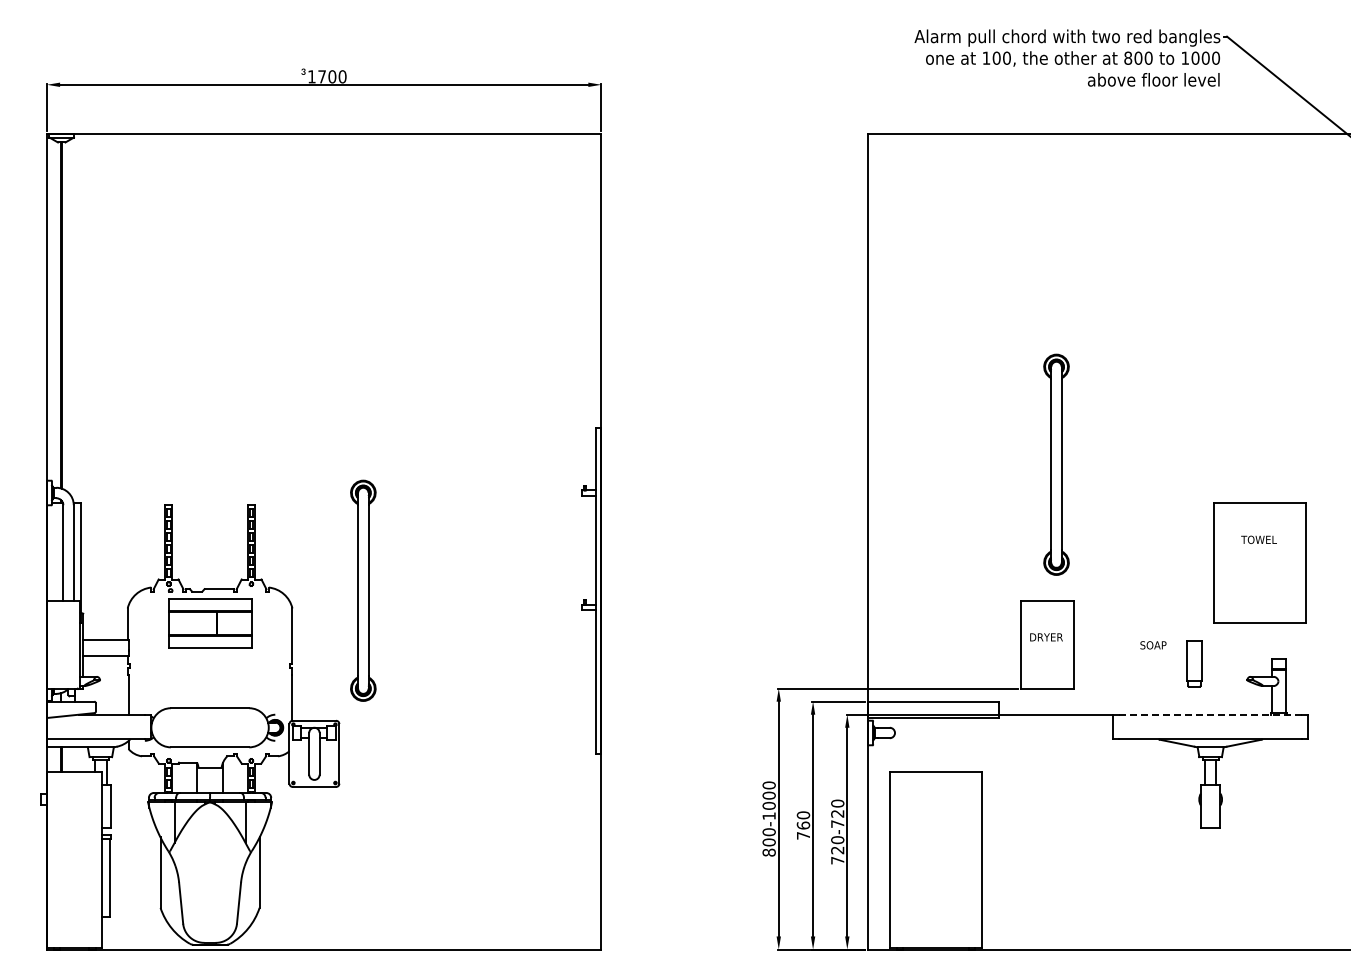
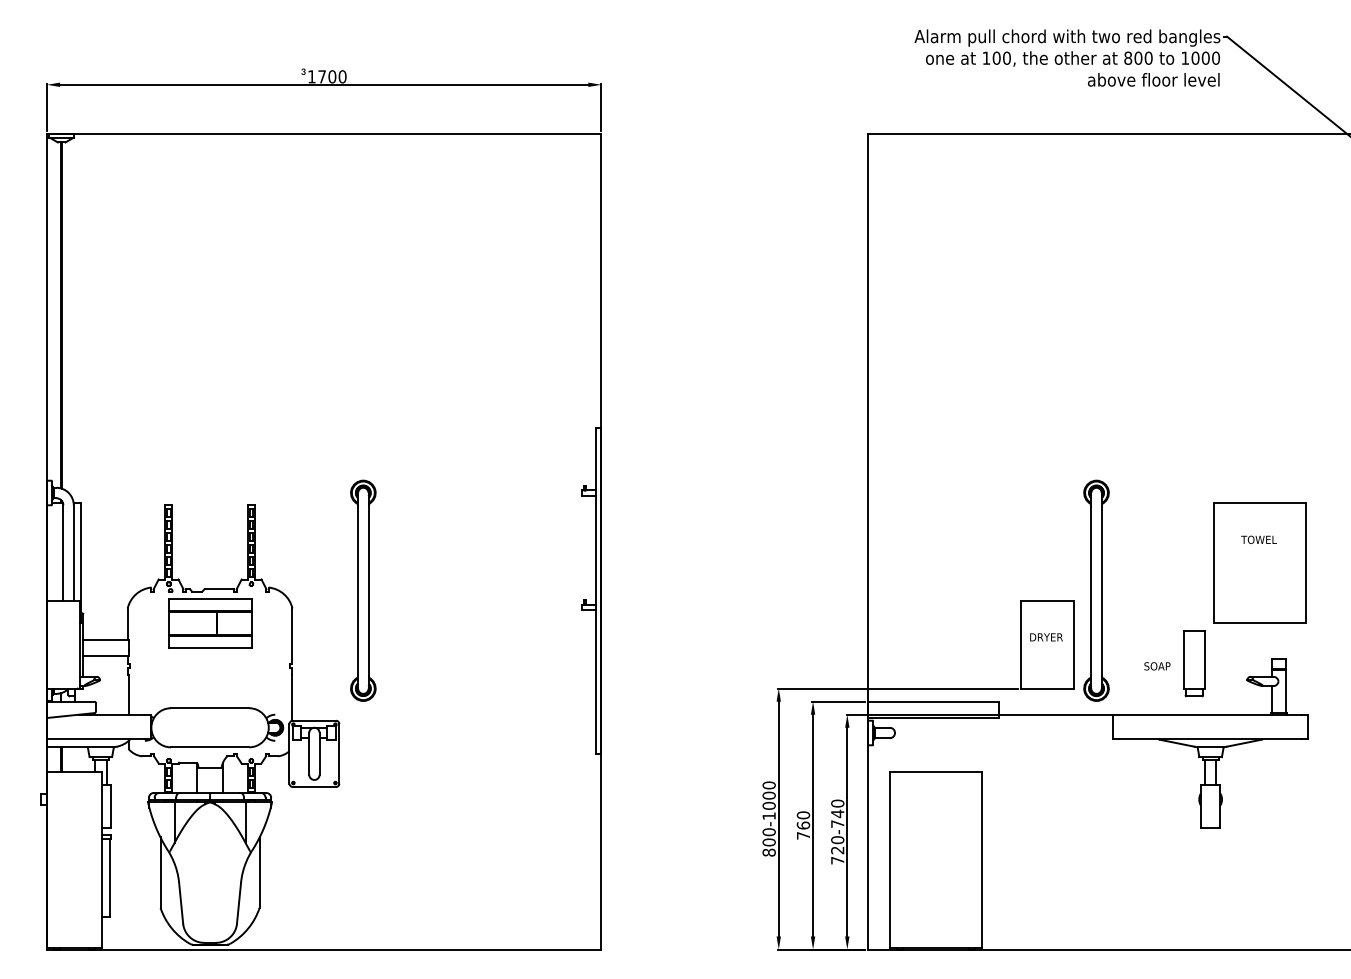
part position: (1056, 464) -> (1096, 590) (1096, 590)
text position: (1153, 645) -> (1157, 666) (1157, 666)
part size: 17x48 px -> 23x68 px (1194, 663)
line: dashed -> solid (1211, 714)
text: 720-720 -> 720-740 (837, 813)
